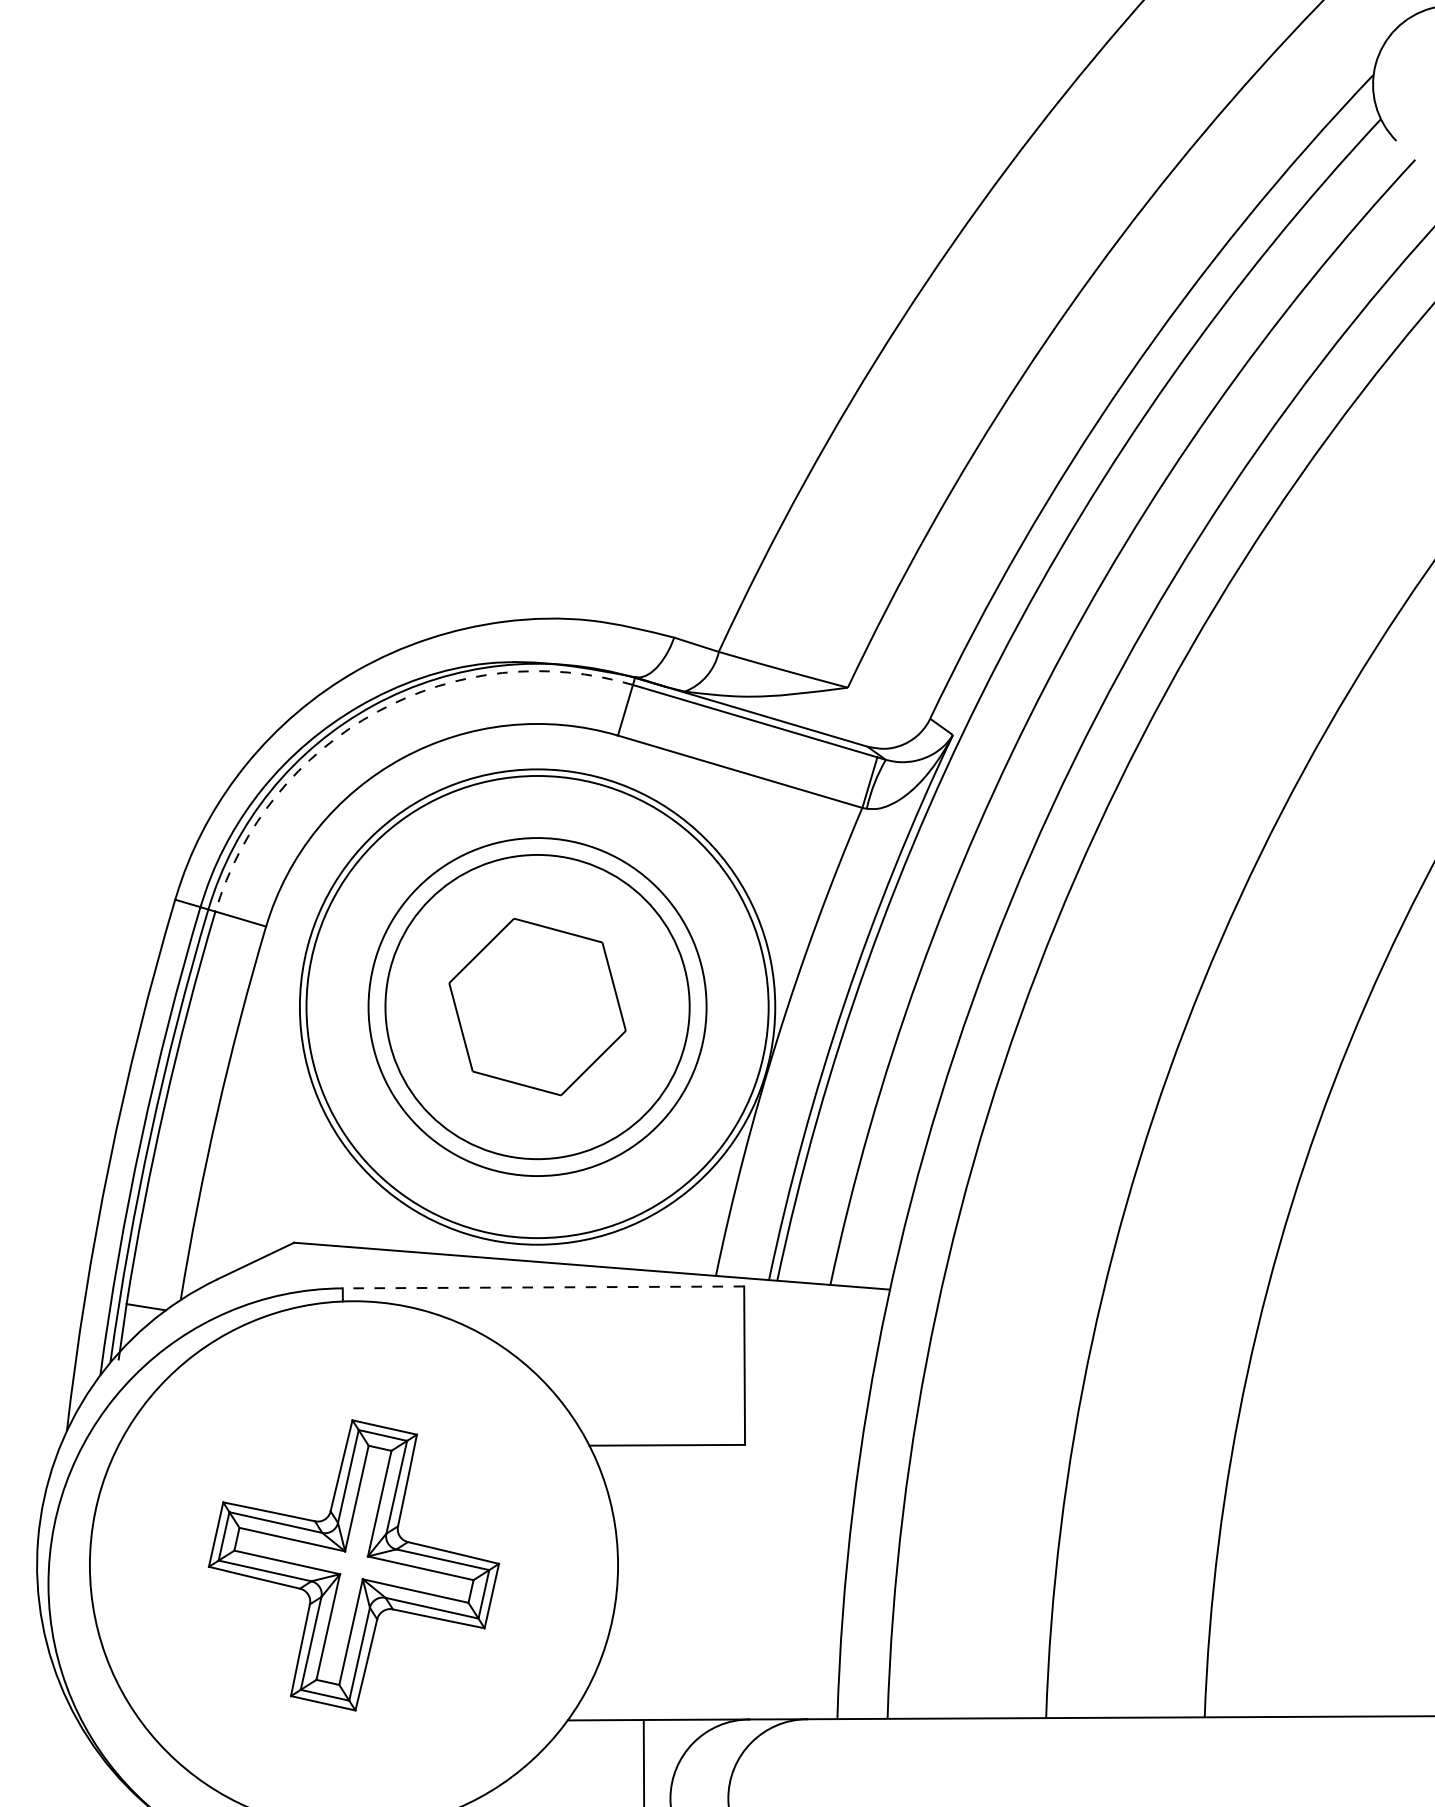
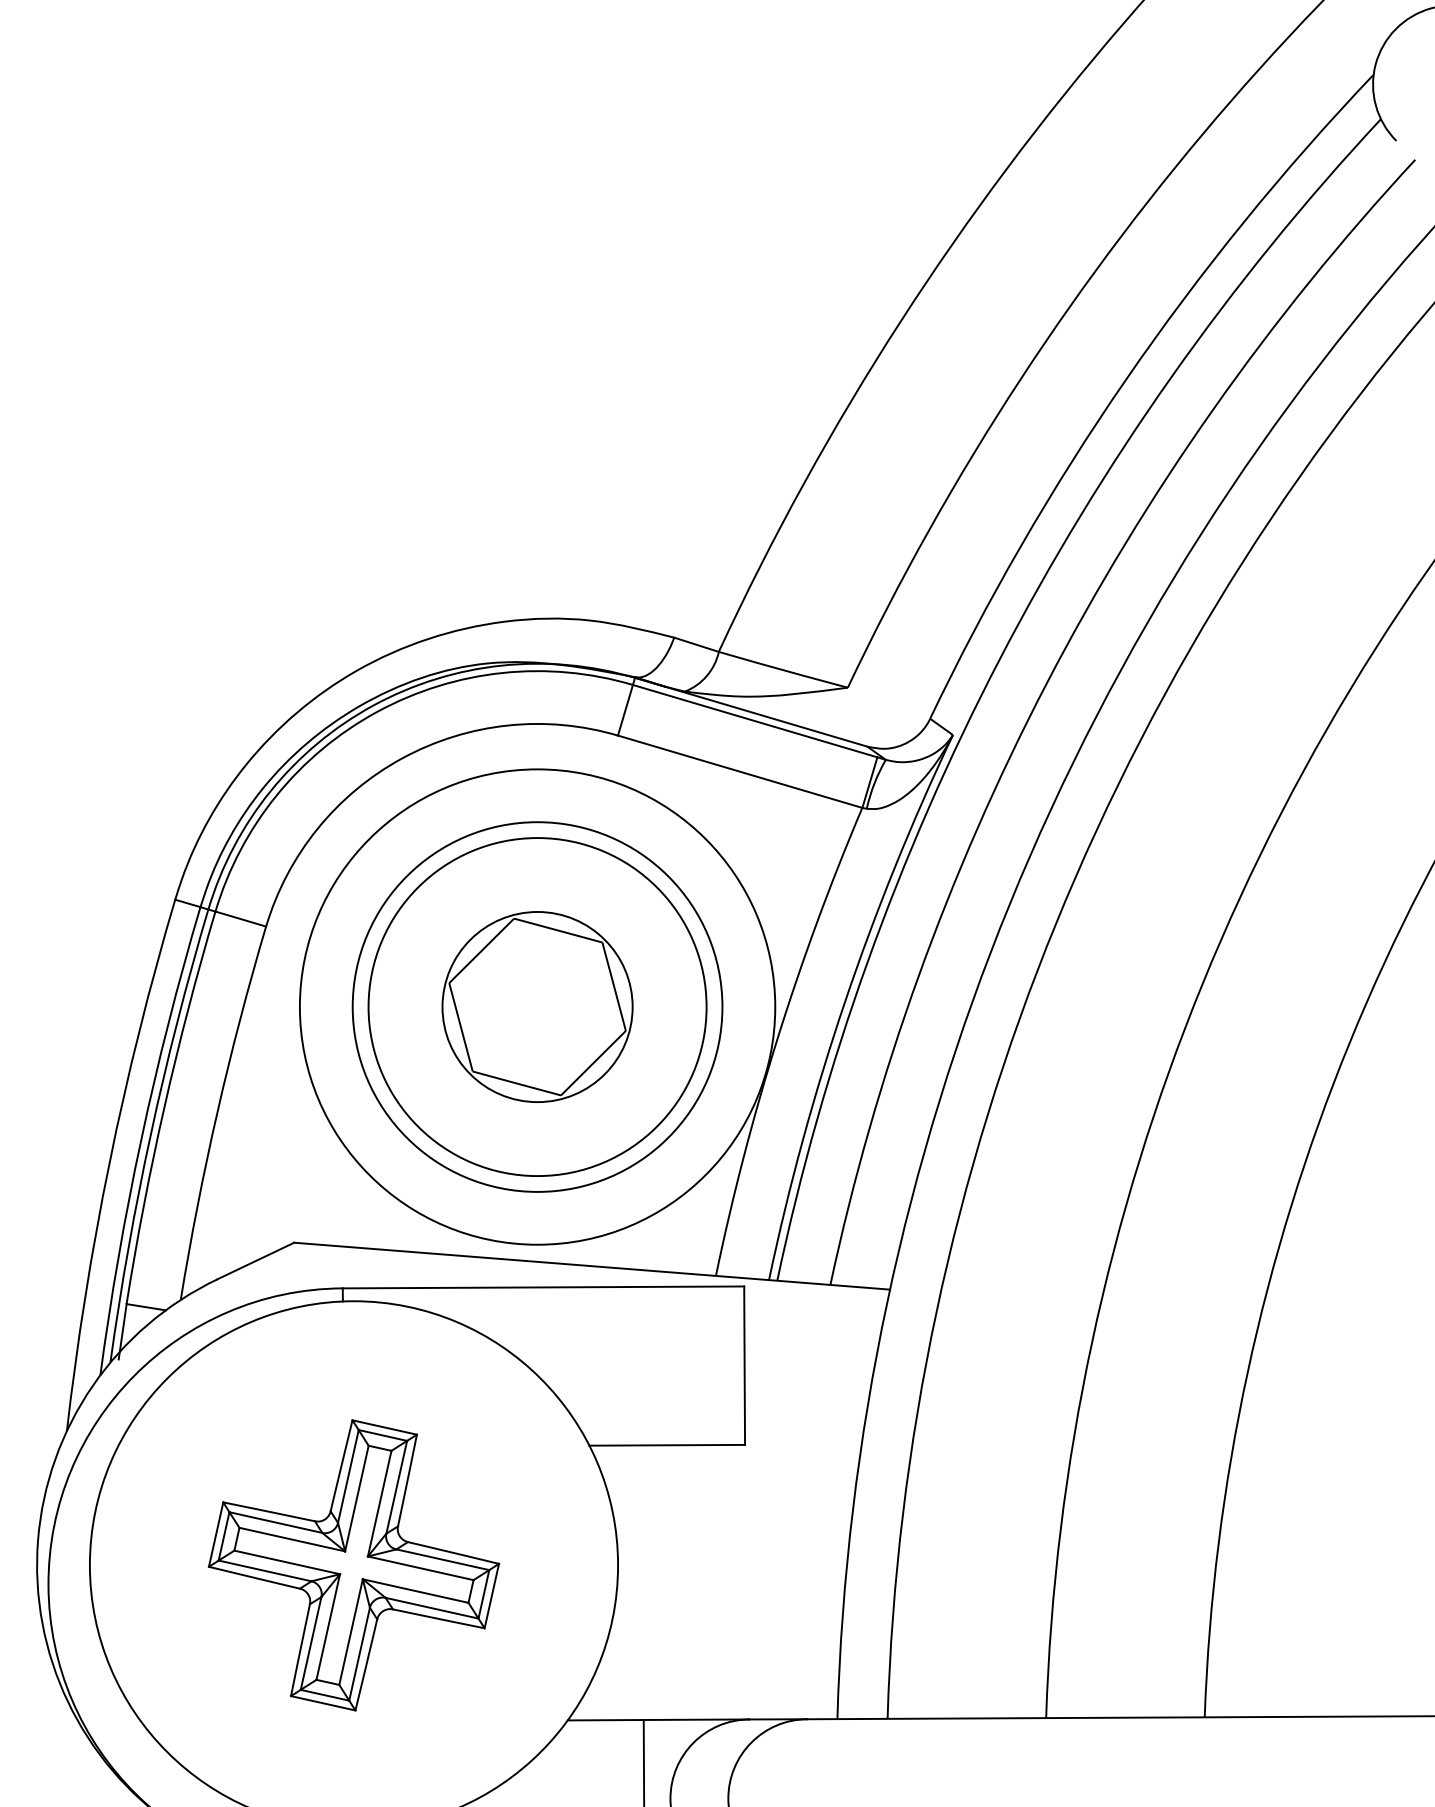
arc: dashed -> solid (377, 711)
circle diameter: 304 px -> 190 px (537, 1006)
circle diameter: 462 px -> 370 px (537, 1006)
line: dashed -> solid (543, 1287)
